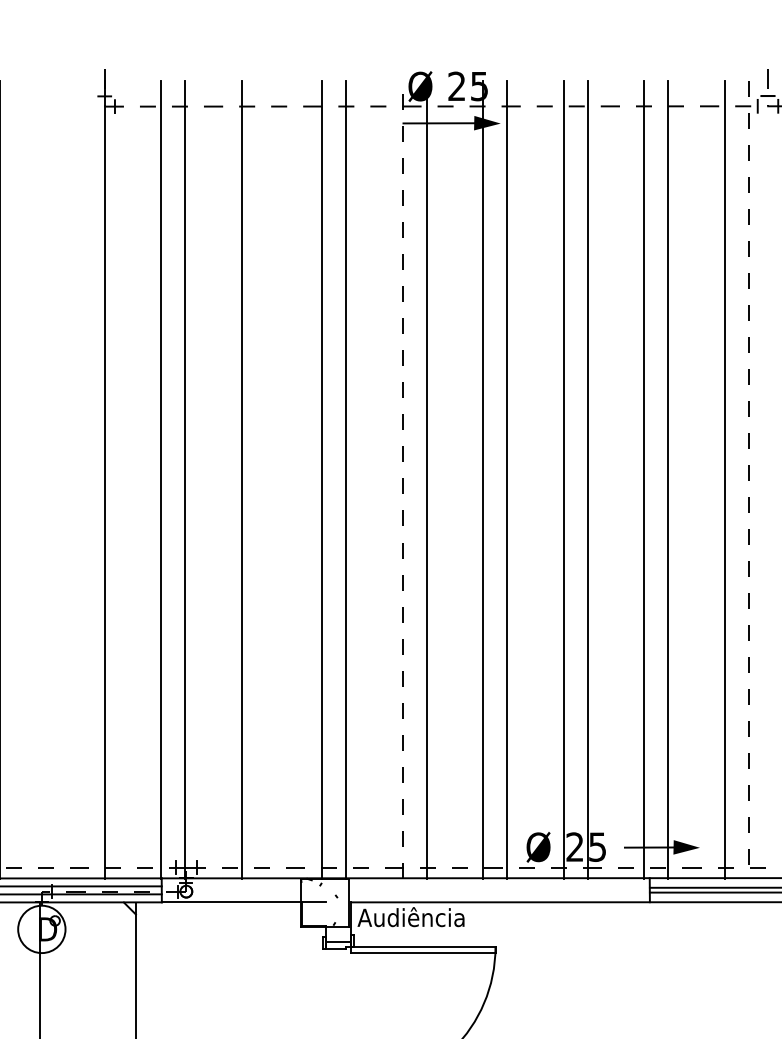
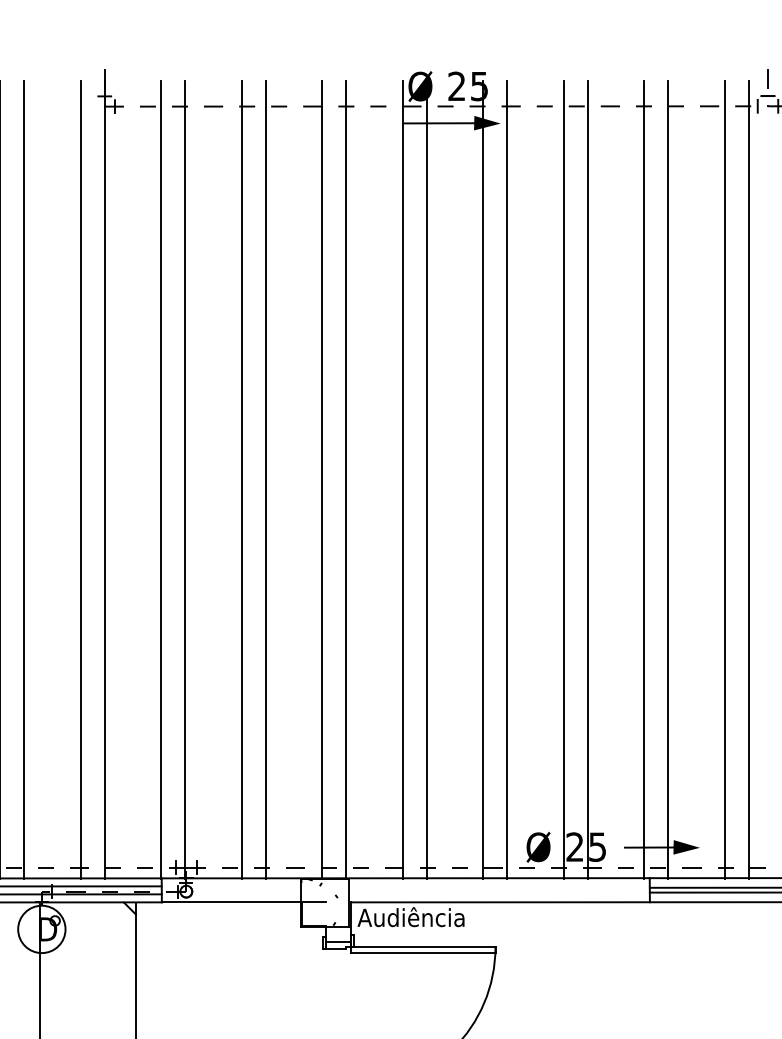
line: none -> present (24, 479)
line: none -> present (80, 479)
line: none -> present (265, 479)
line: dashed -> solid (402, 479)
line: dashed -> solid (748, 479)
